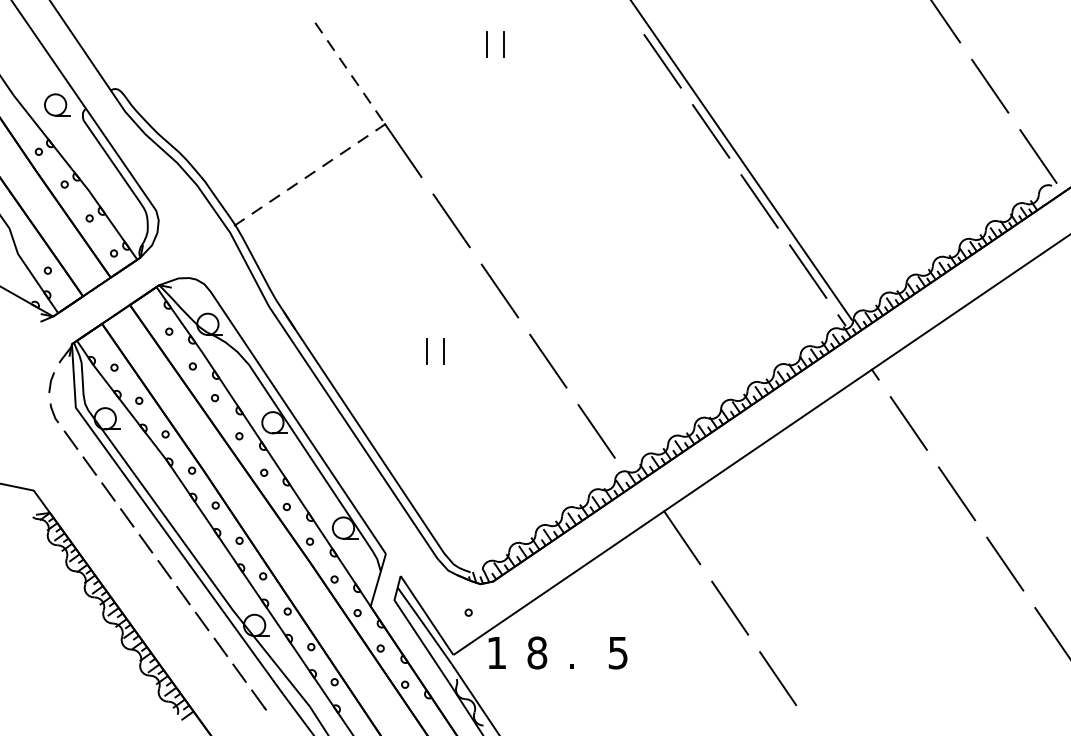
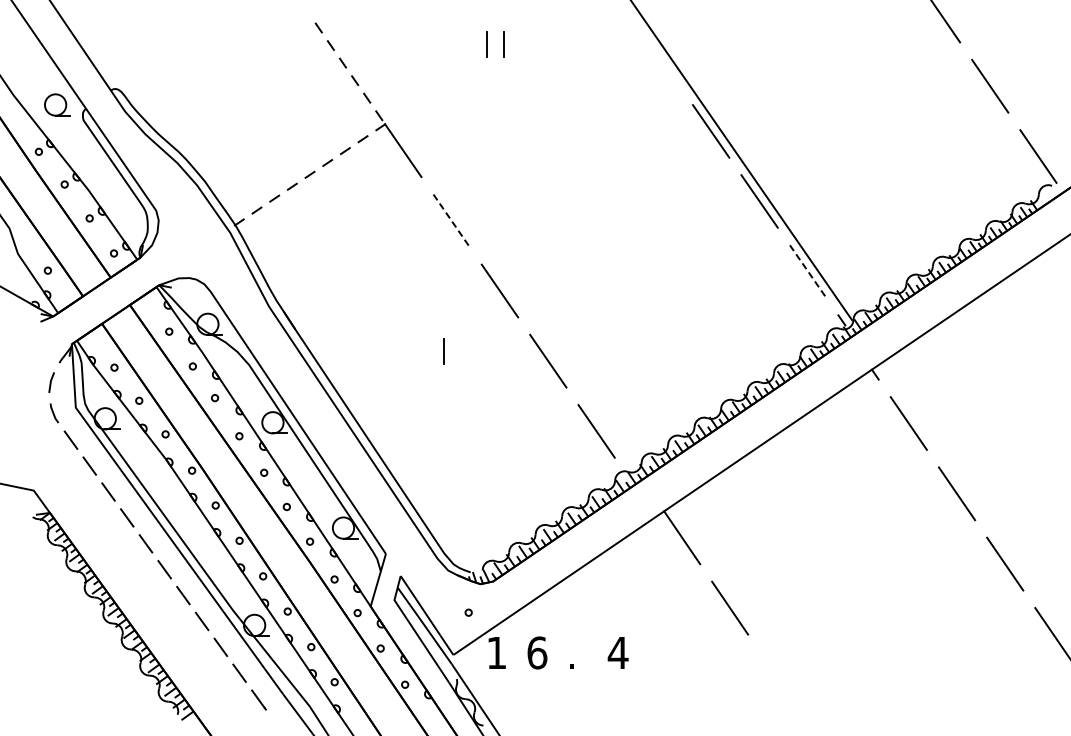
line: present -> none (662, 61)
line: solid -> dashed (451, 220)
line: solid -> dashed (808, 271)
line: present -> none (427, 351)
text: 8 -> 6 (537, 652)
text: 5 -> 4 (617, 653)
line: present -> none (778, 678)
